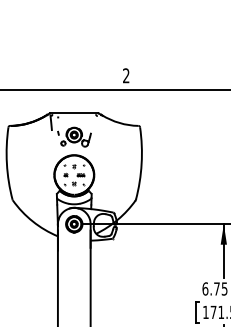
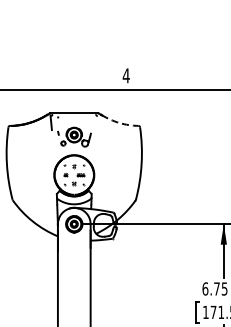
text: 2 -> 4 (125, 75)
arc: solid -> dashed (119, 123)
